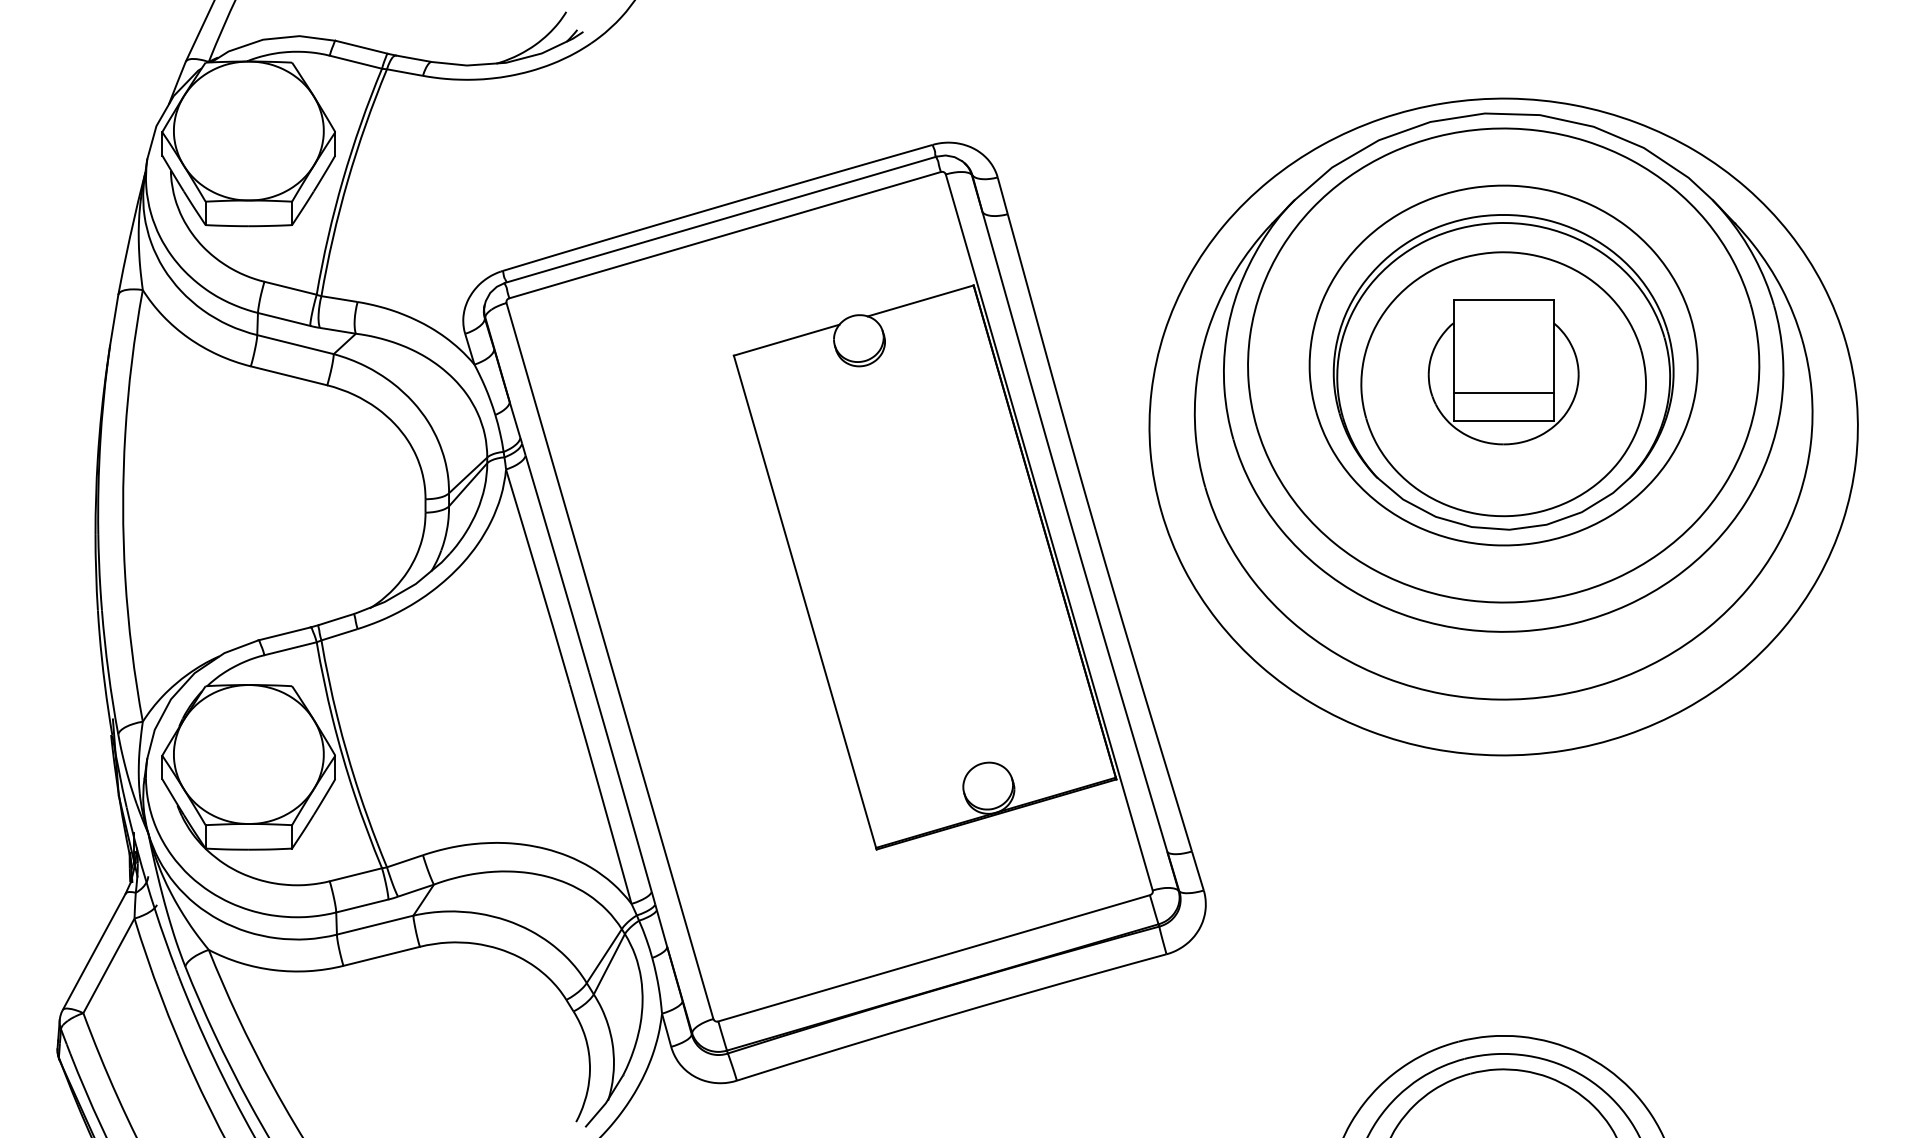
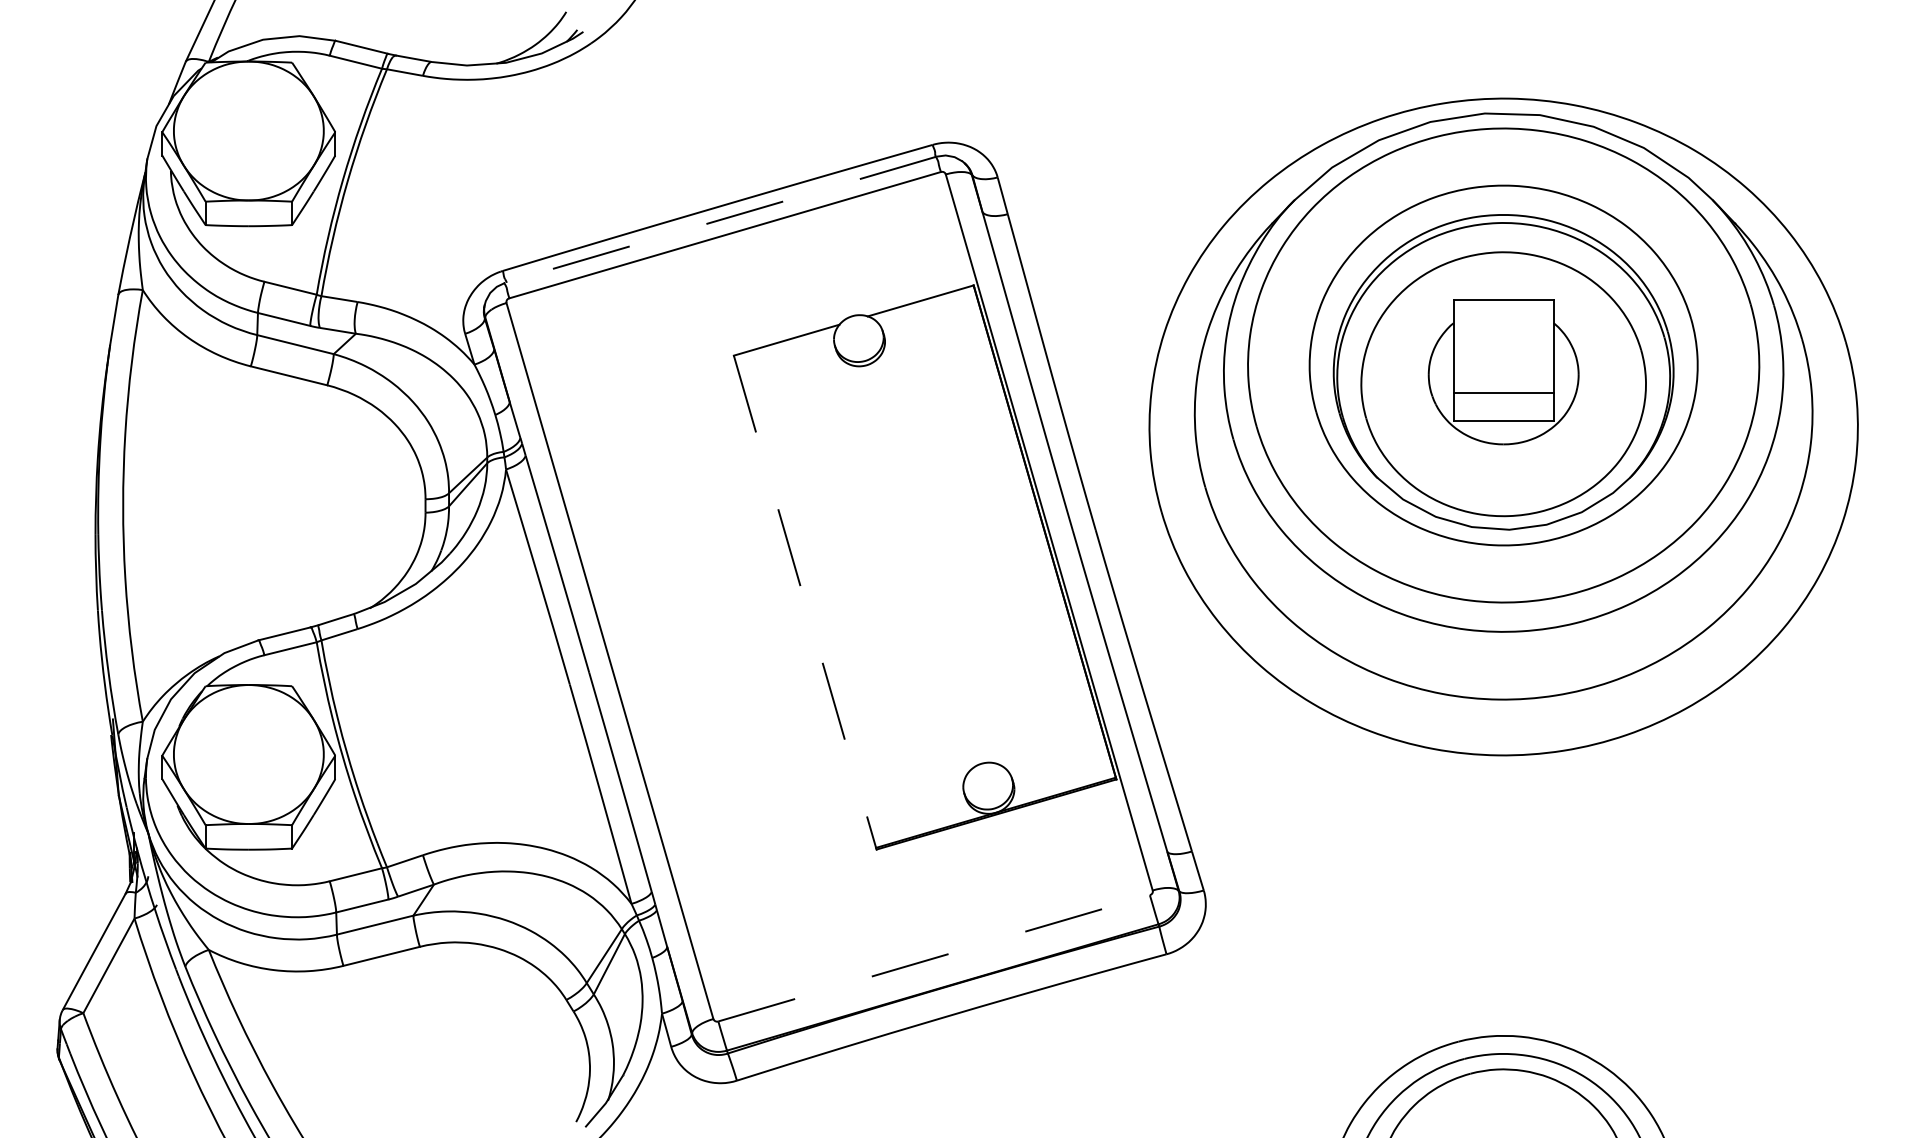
line: solid -> dashed (720, 219)
line: solid -> dashed (805, 602)
line: solid -> dashed (934, 958)
